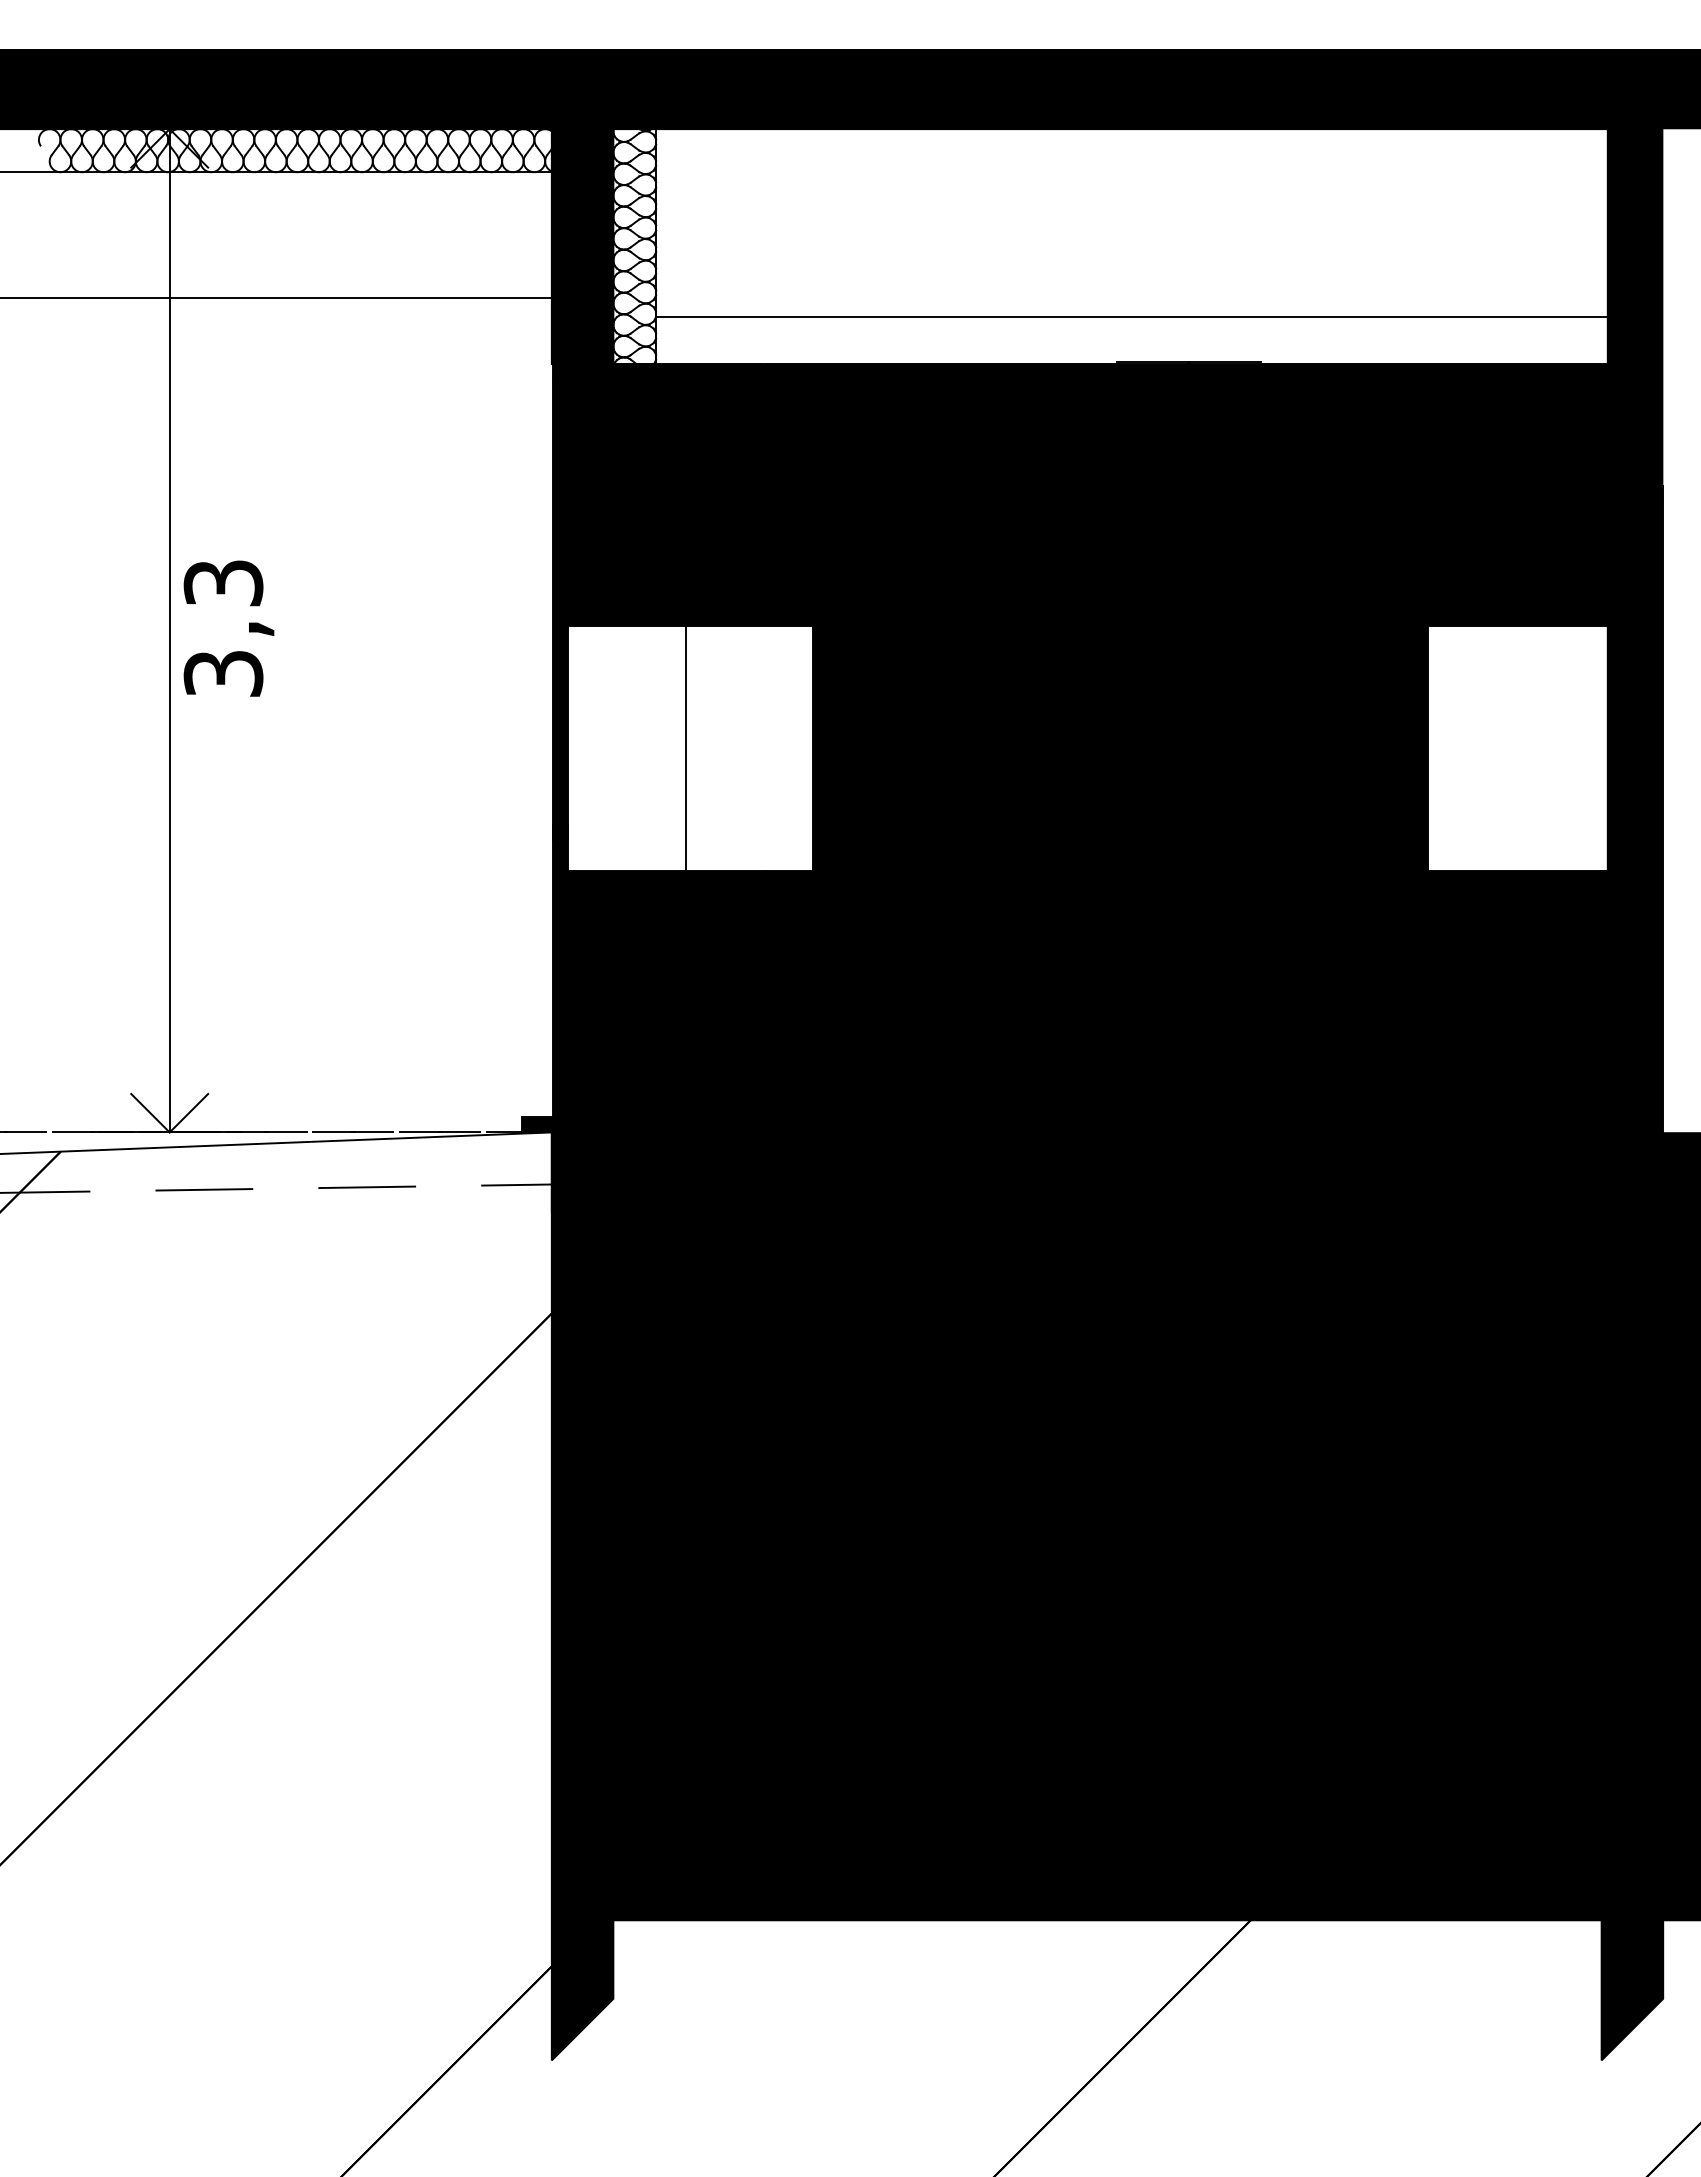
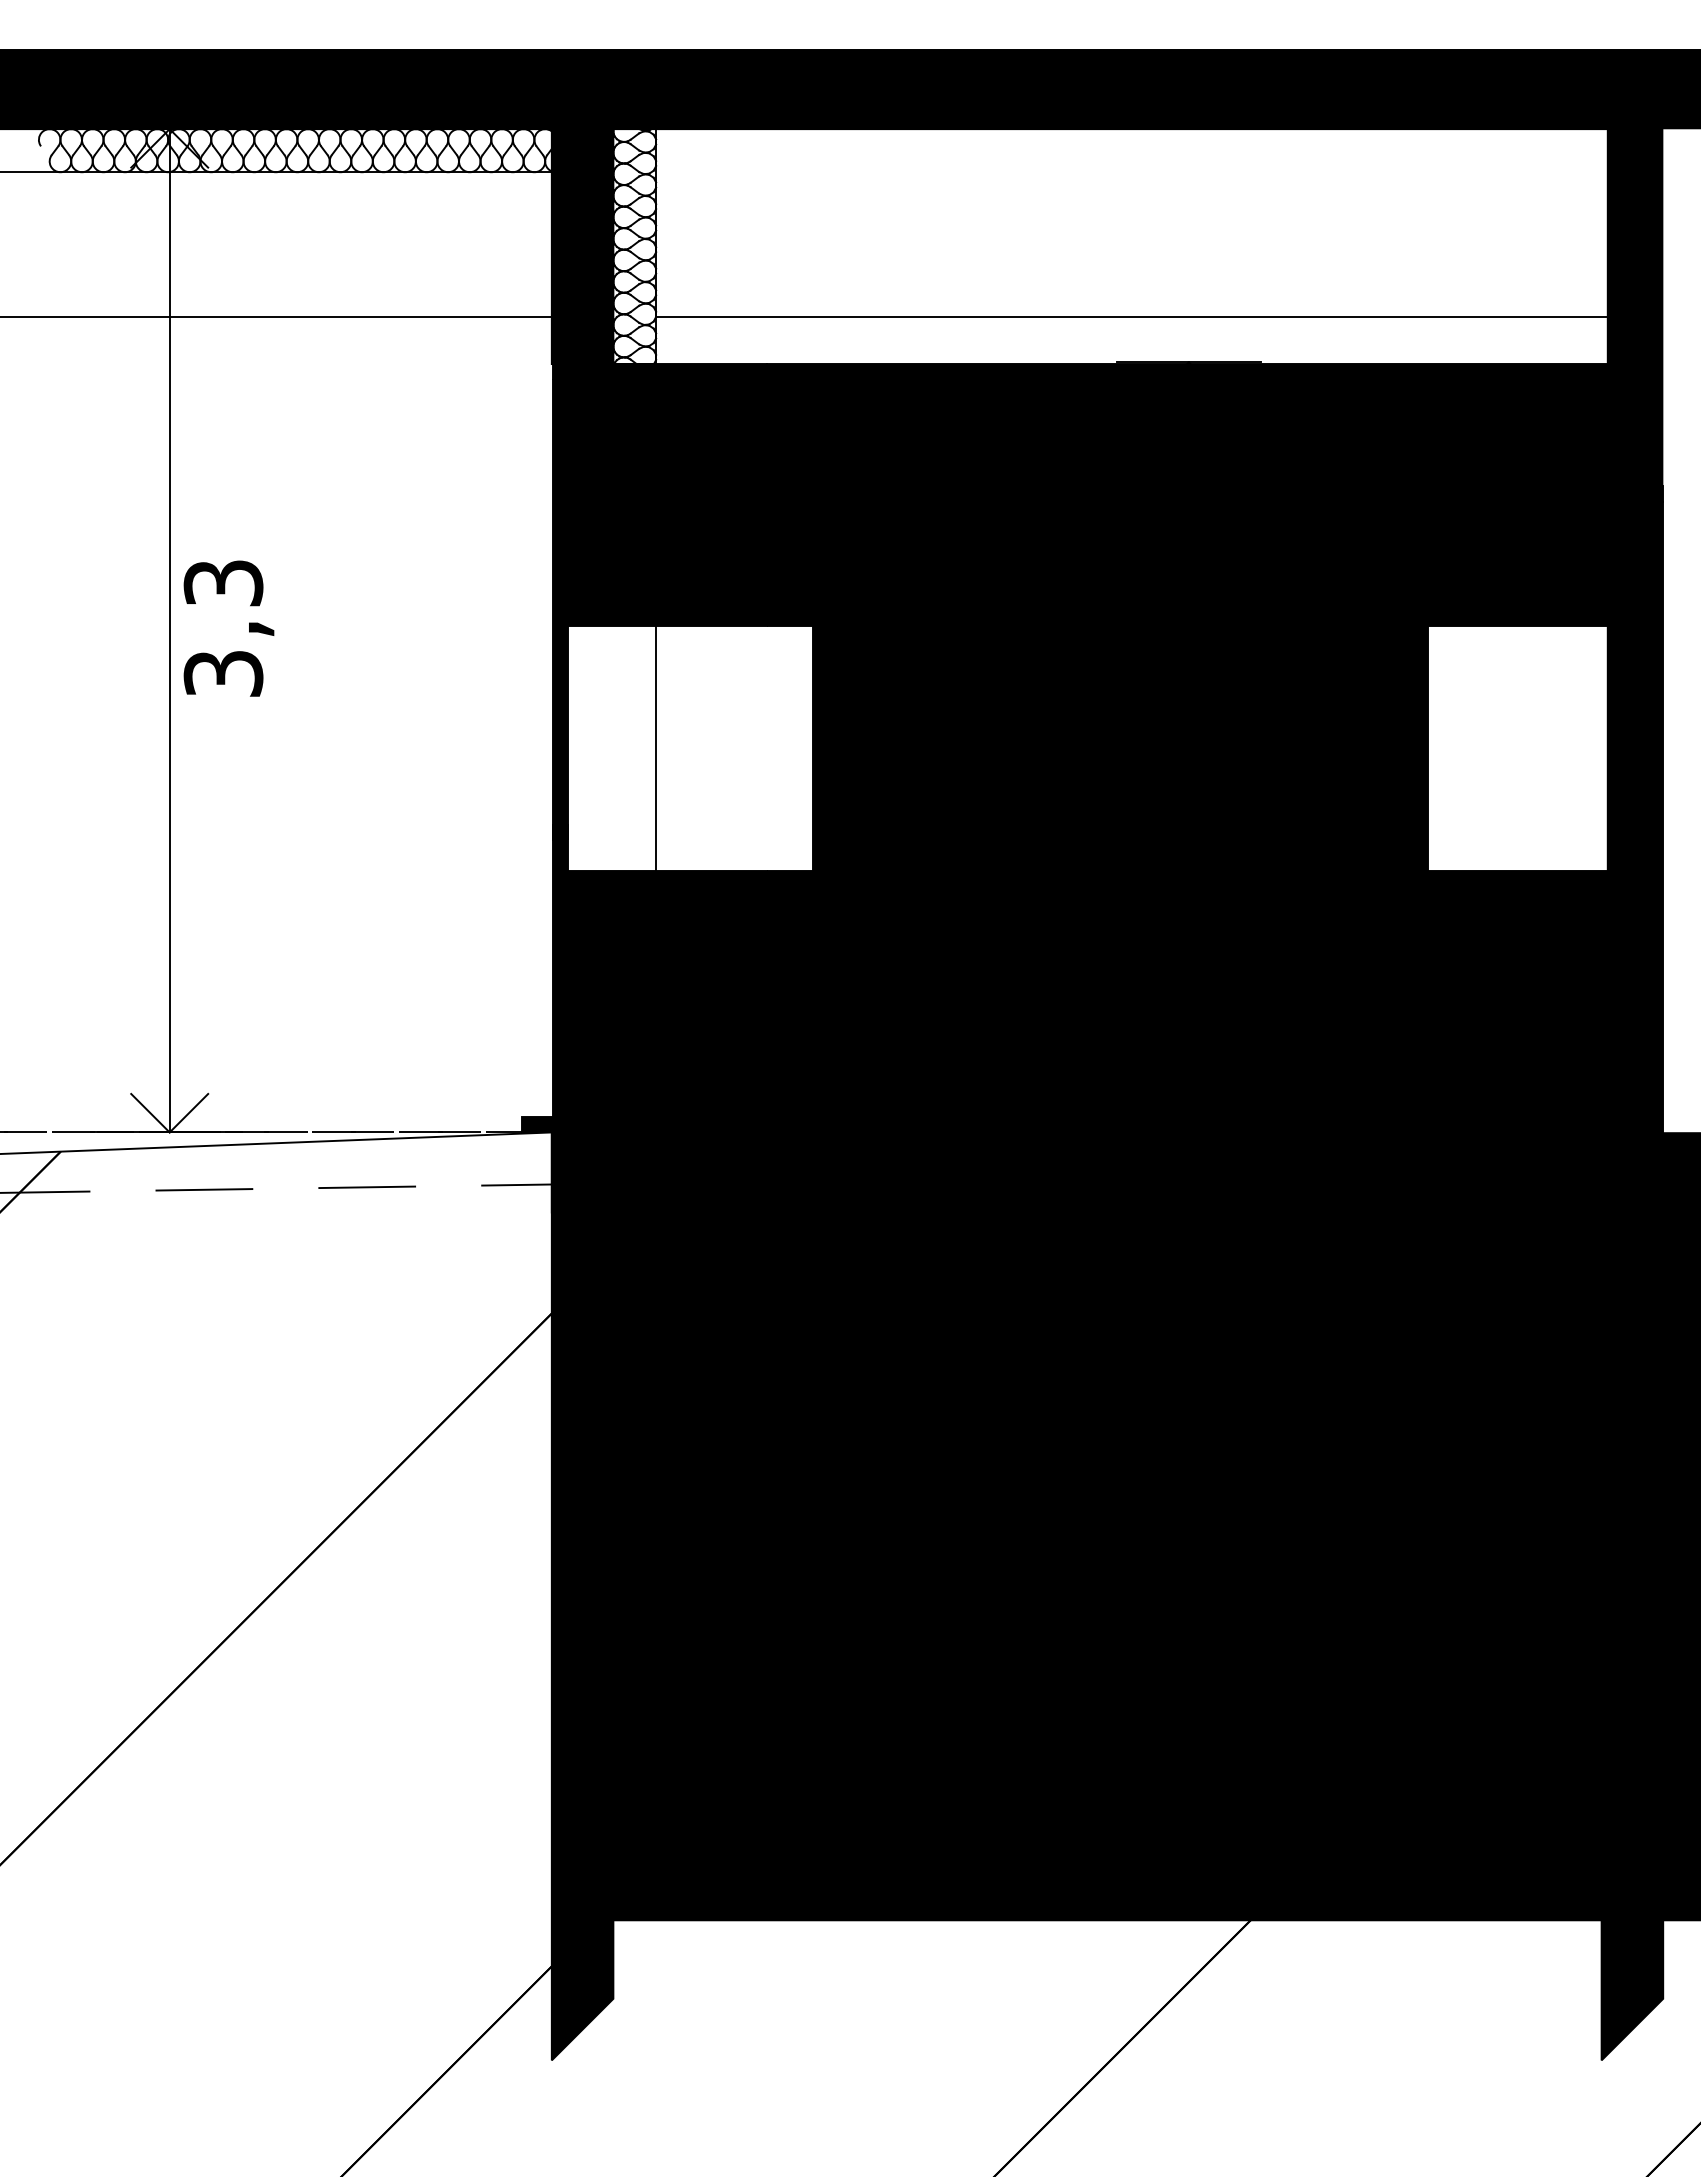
line position: (276, 297) -> (276, 316) (276, 316)
line position: (686, 747) -> (656, 747) (656, 747)
